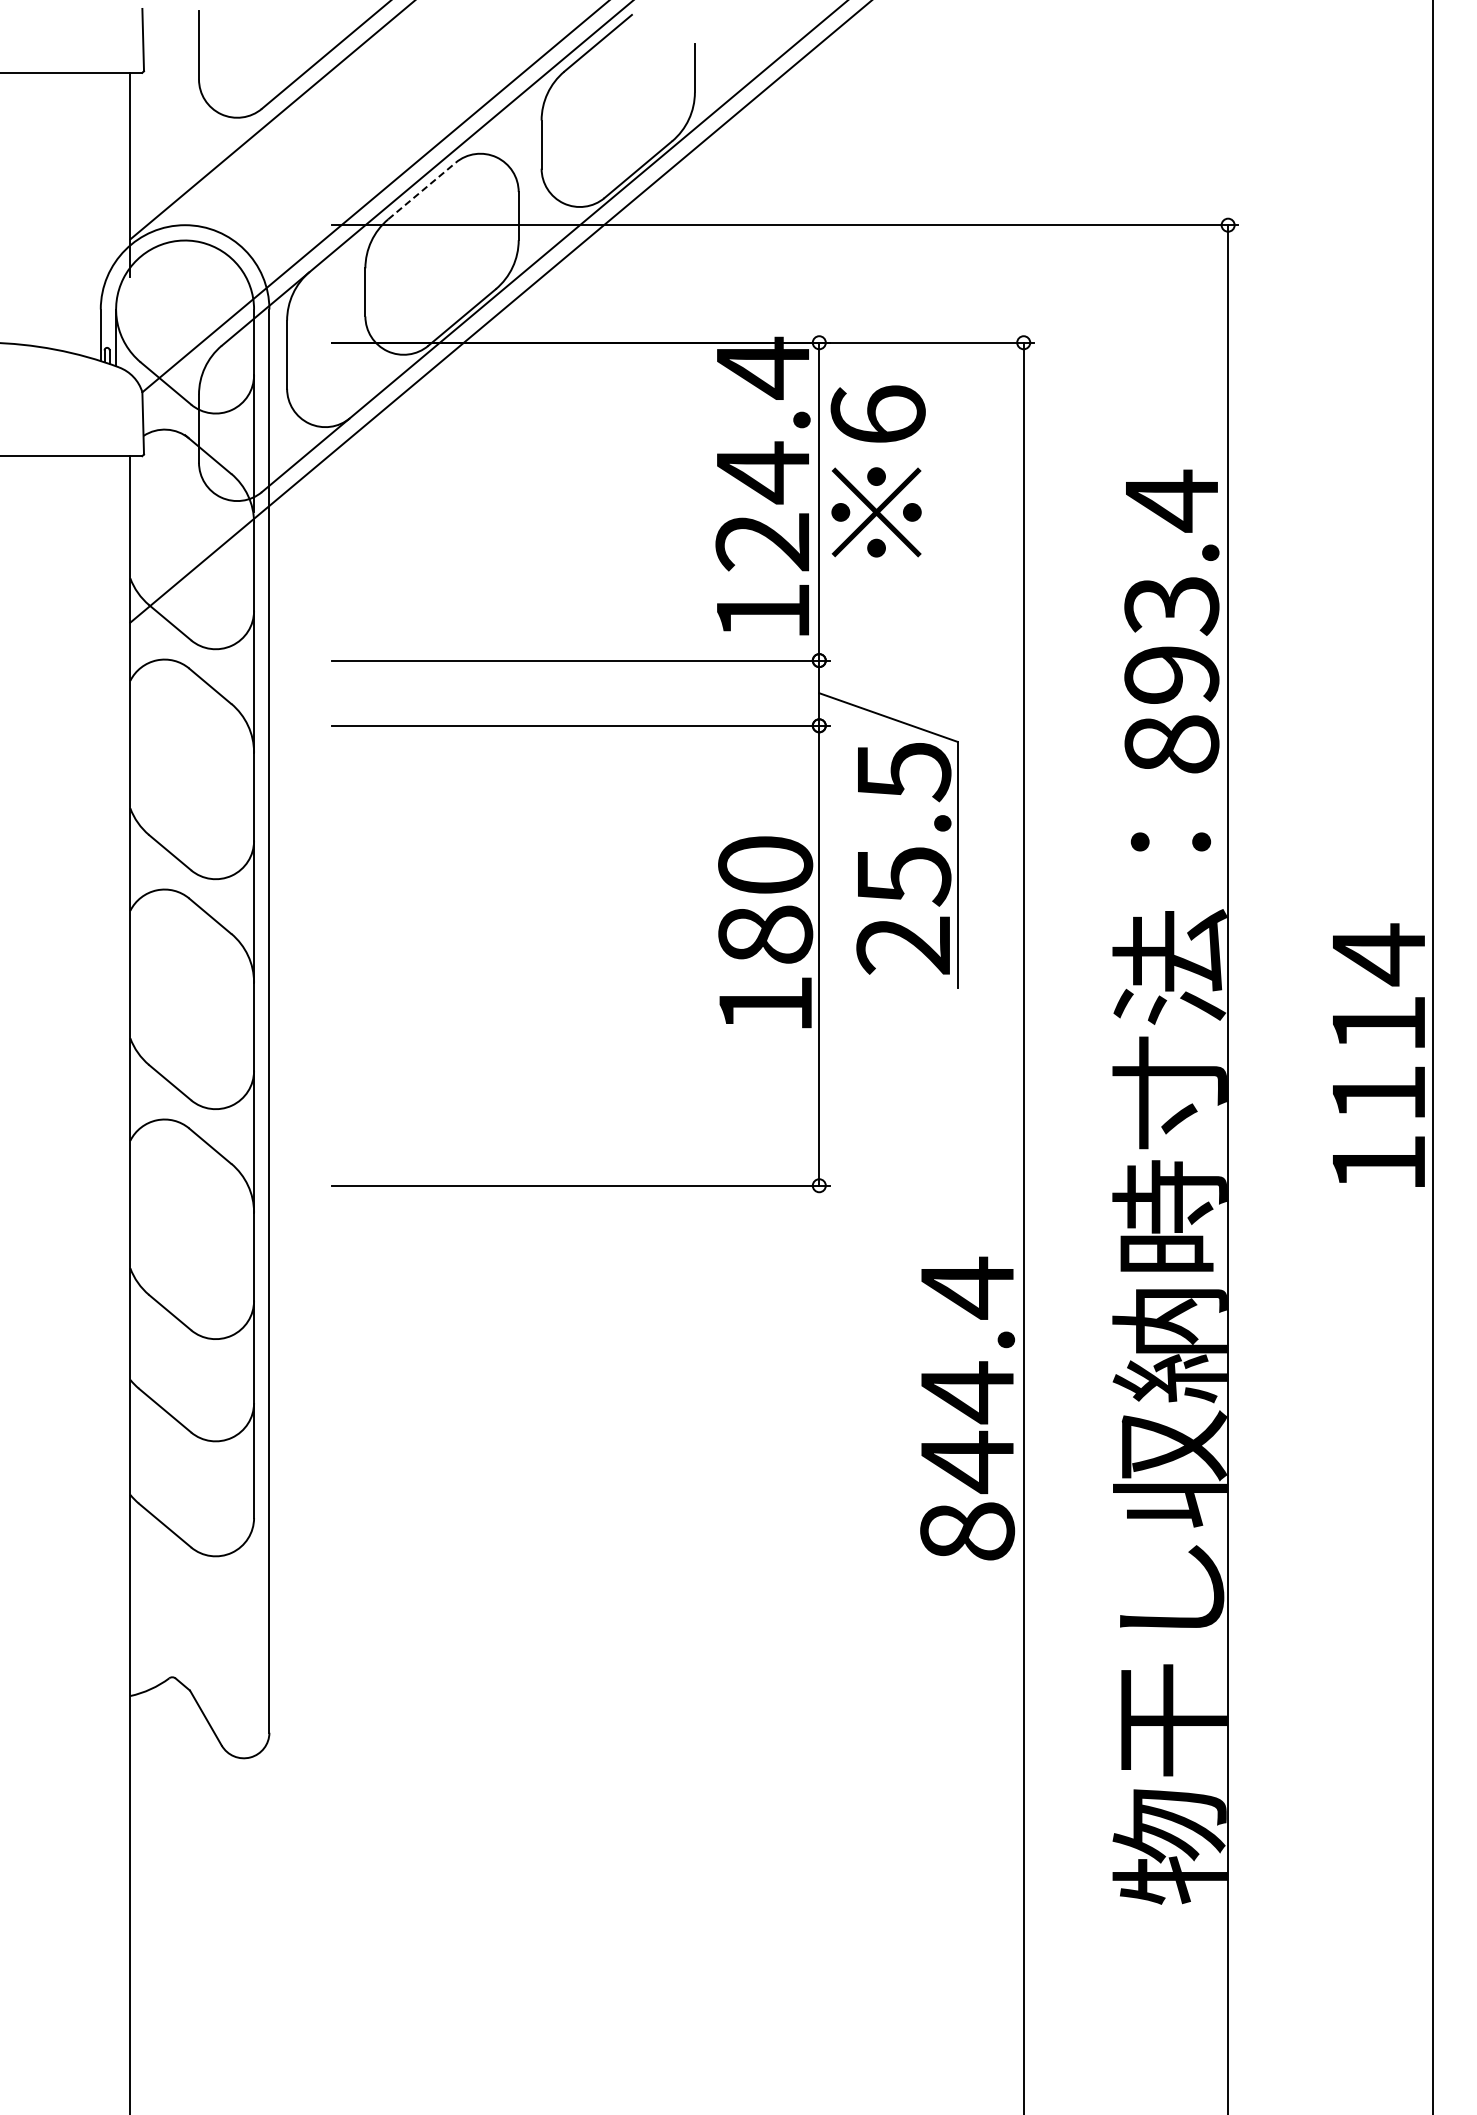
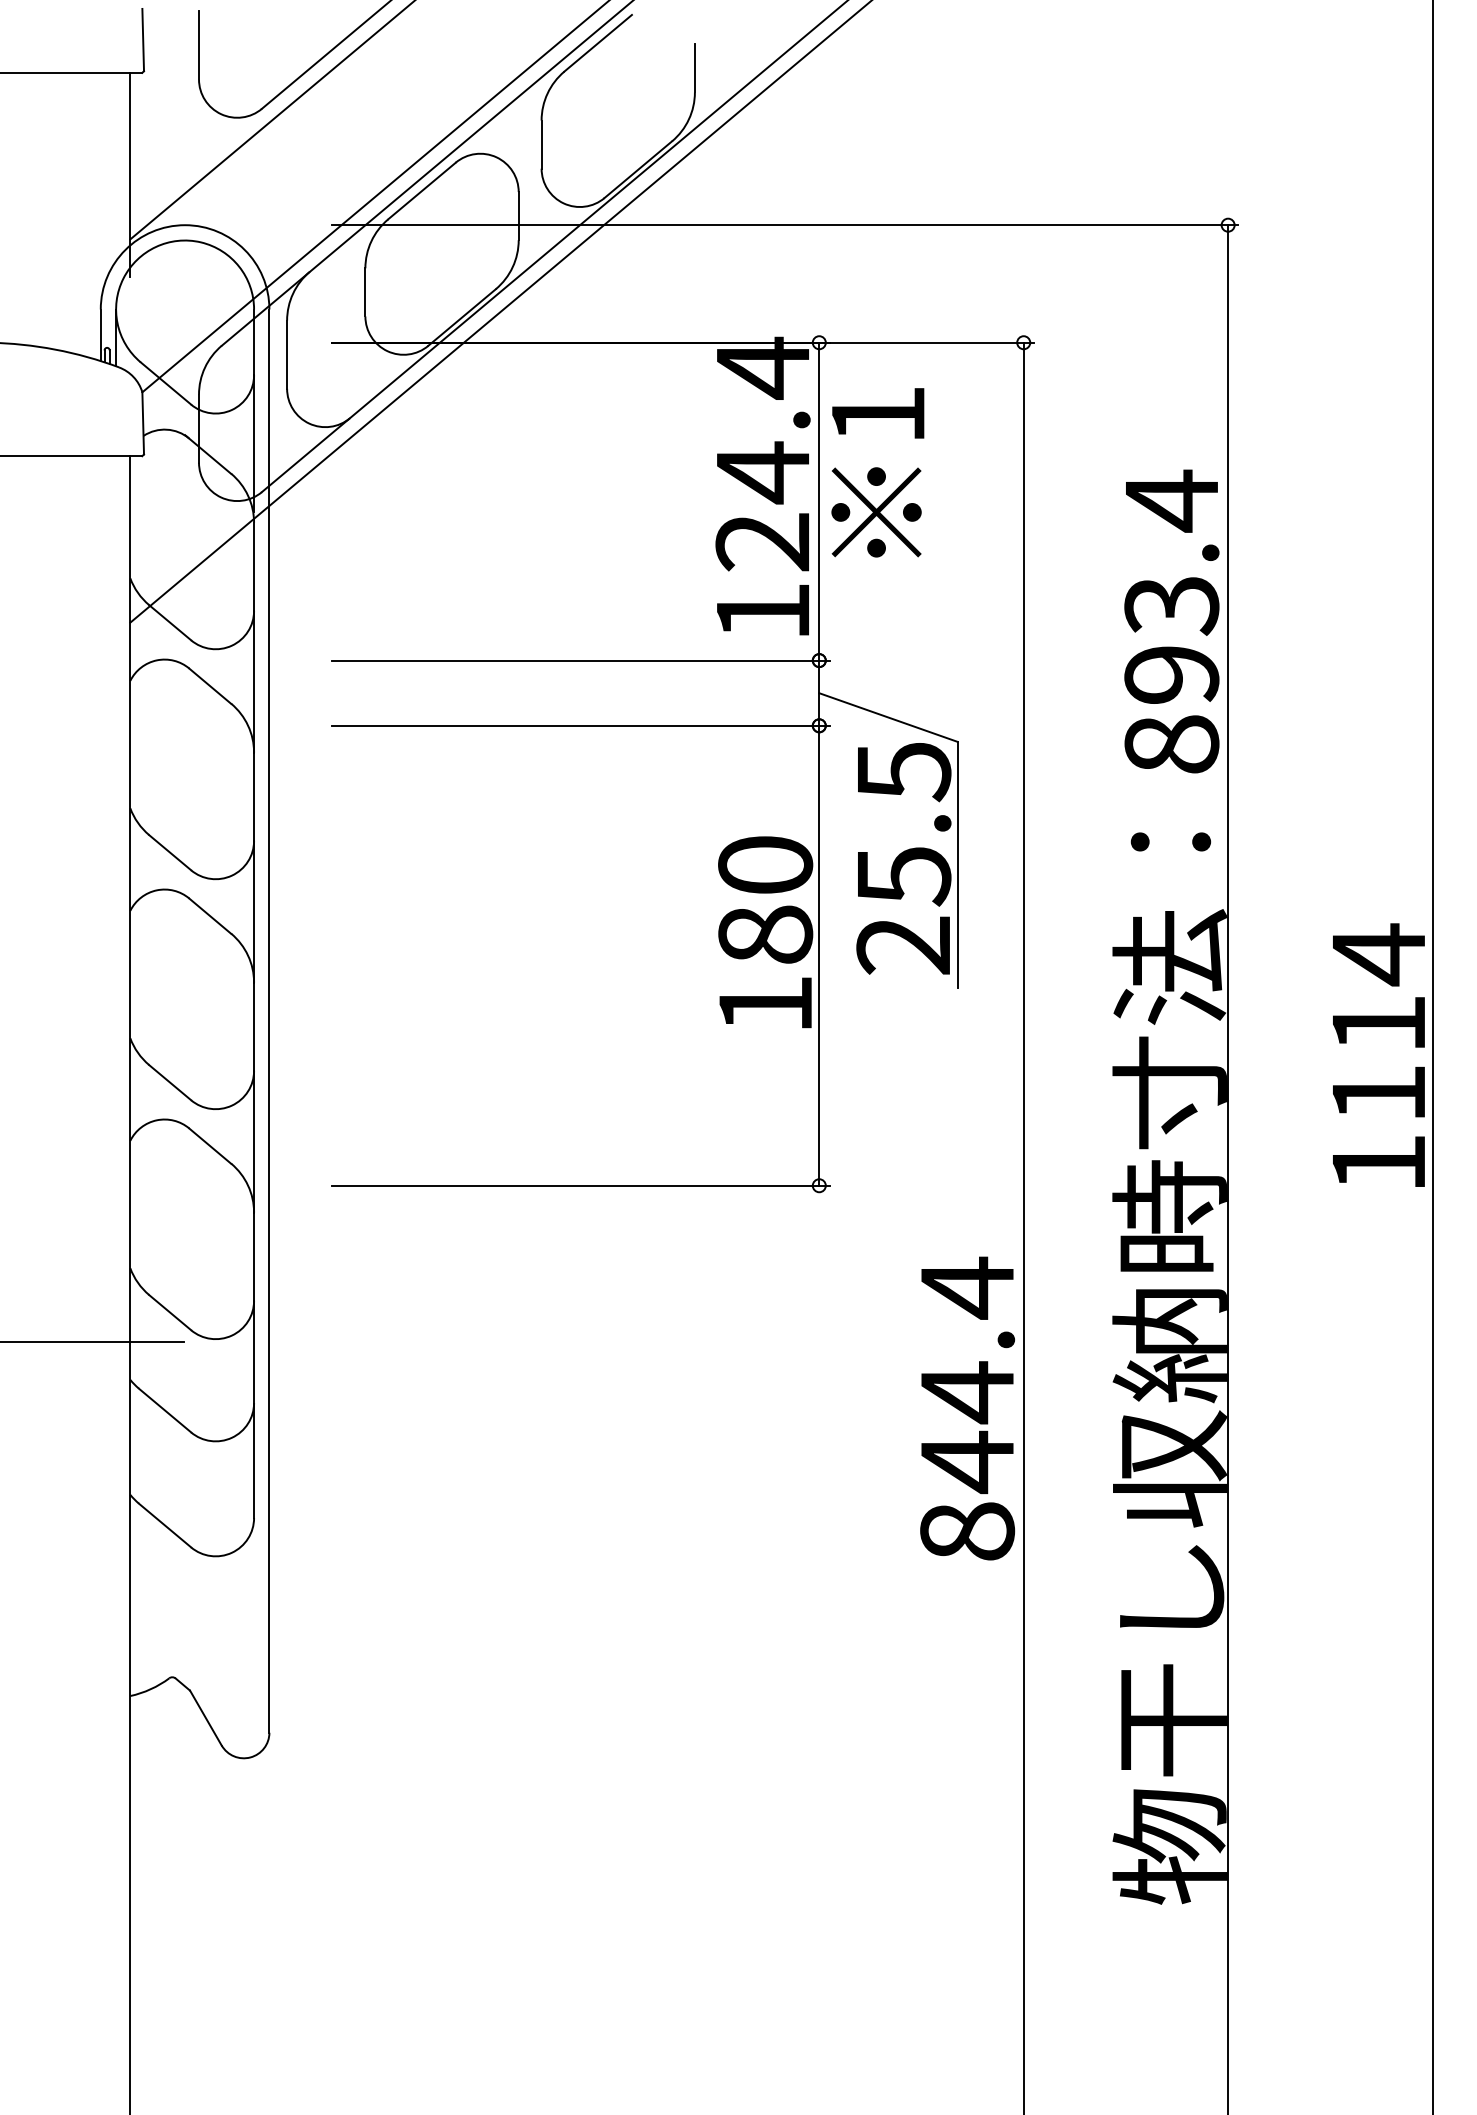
line: dashed -> solid (422, 190)
text: 6 -> 1 (877, 413)
line: none -> present (92, 1341)
